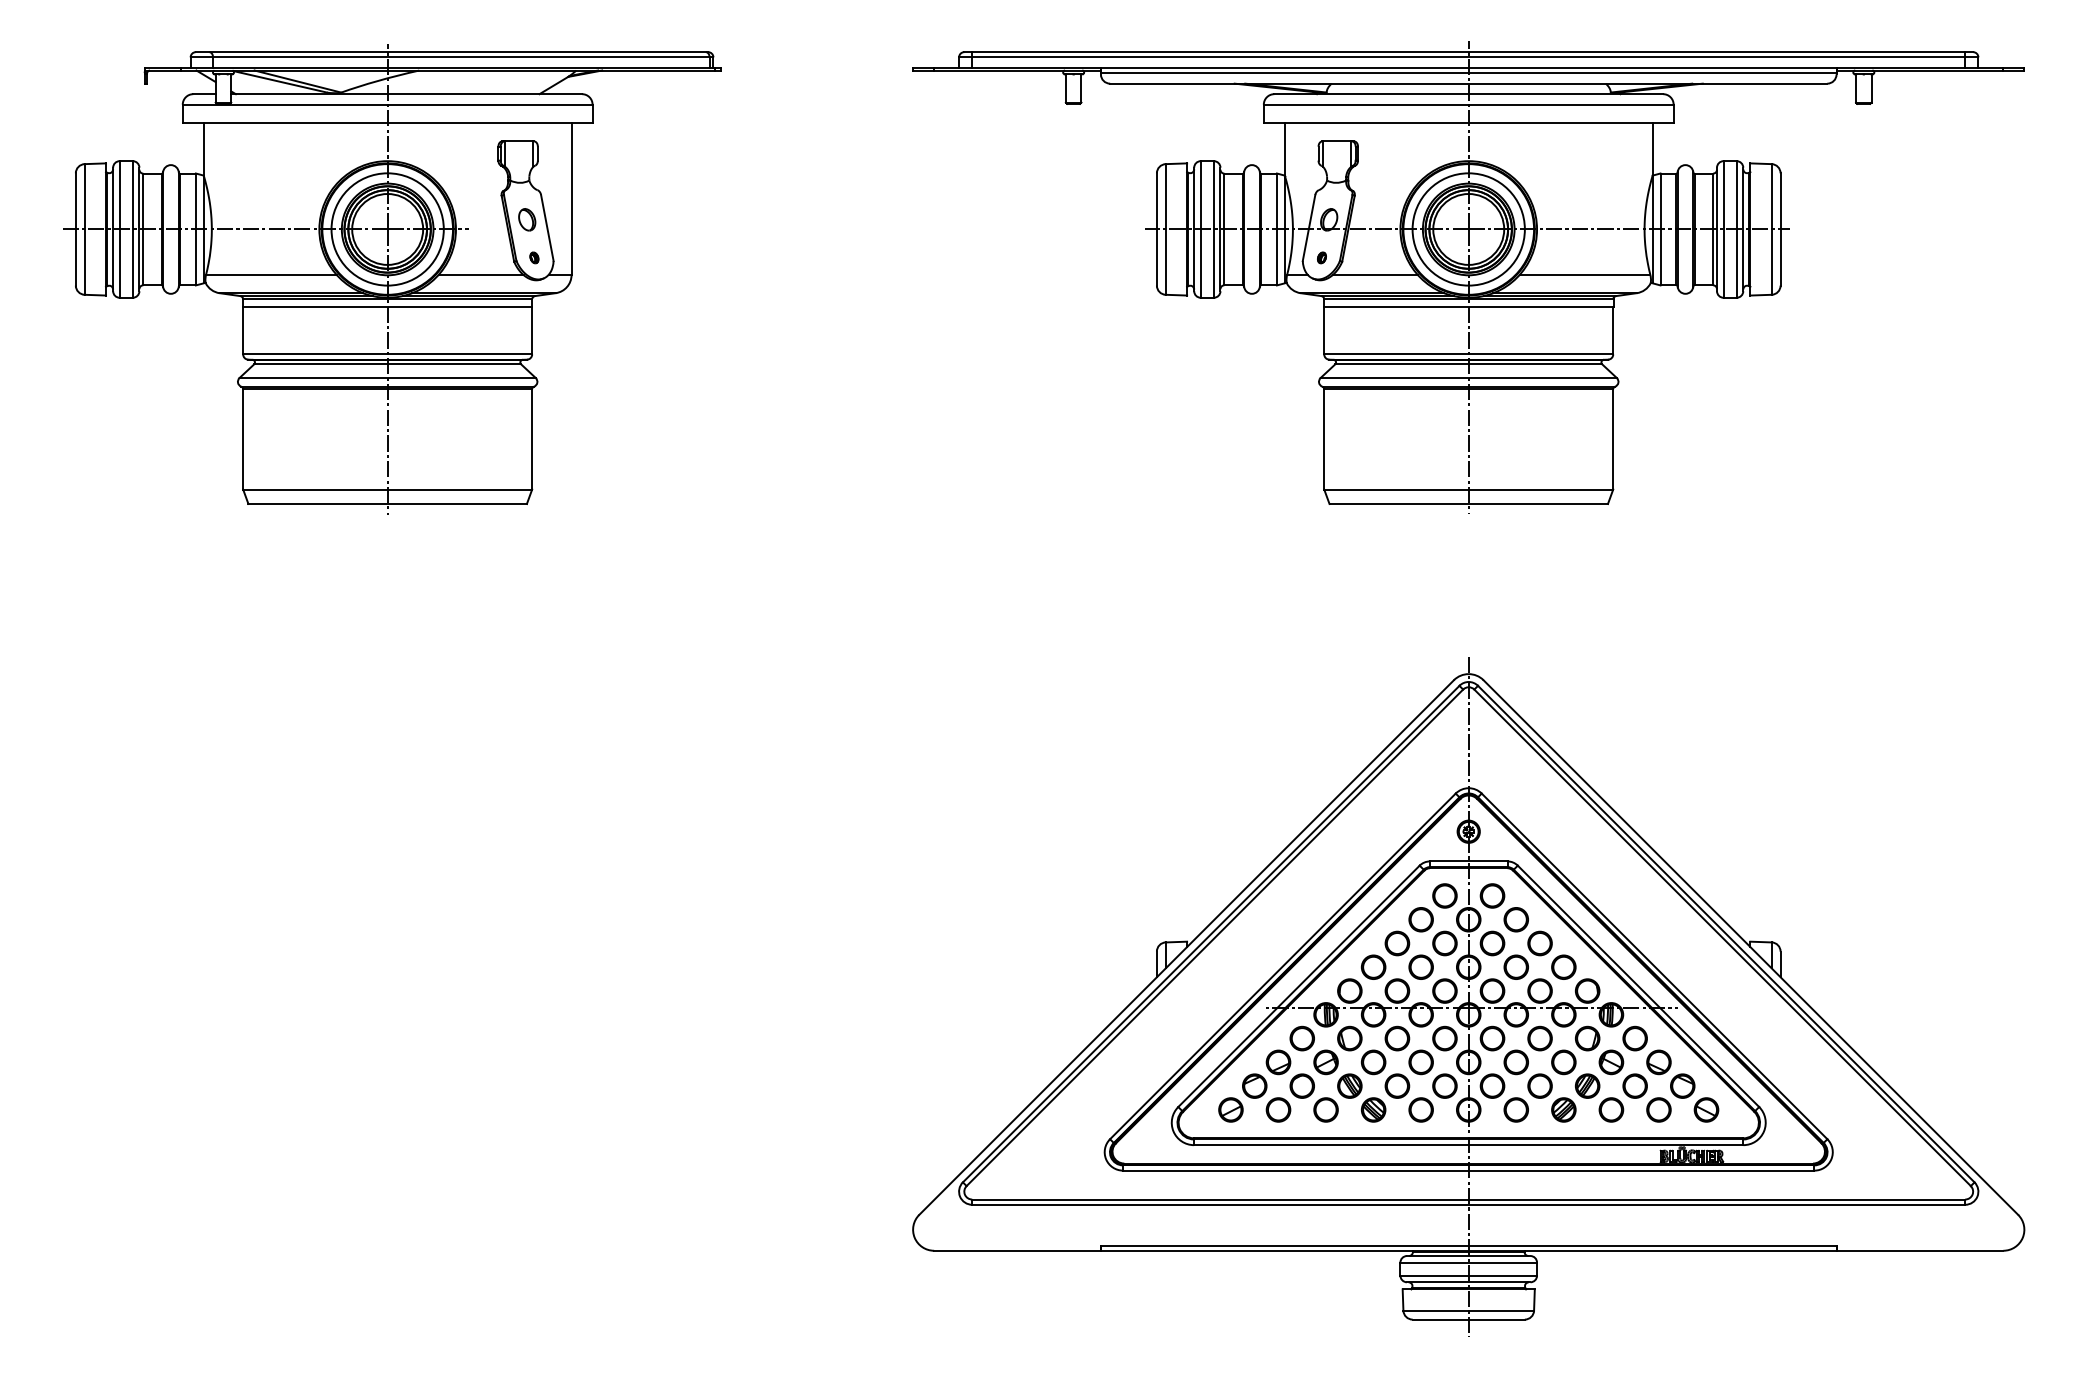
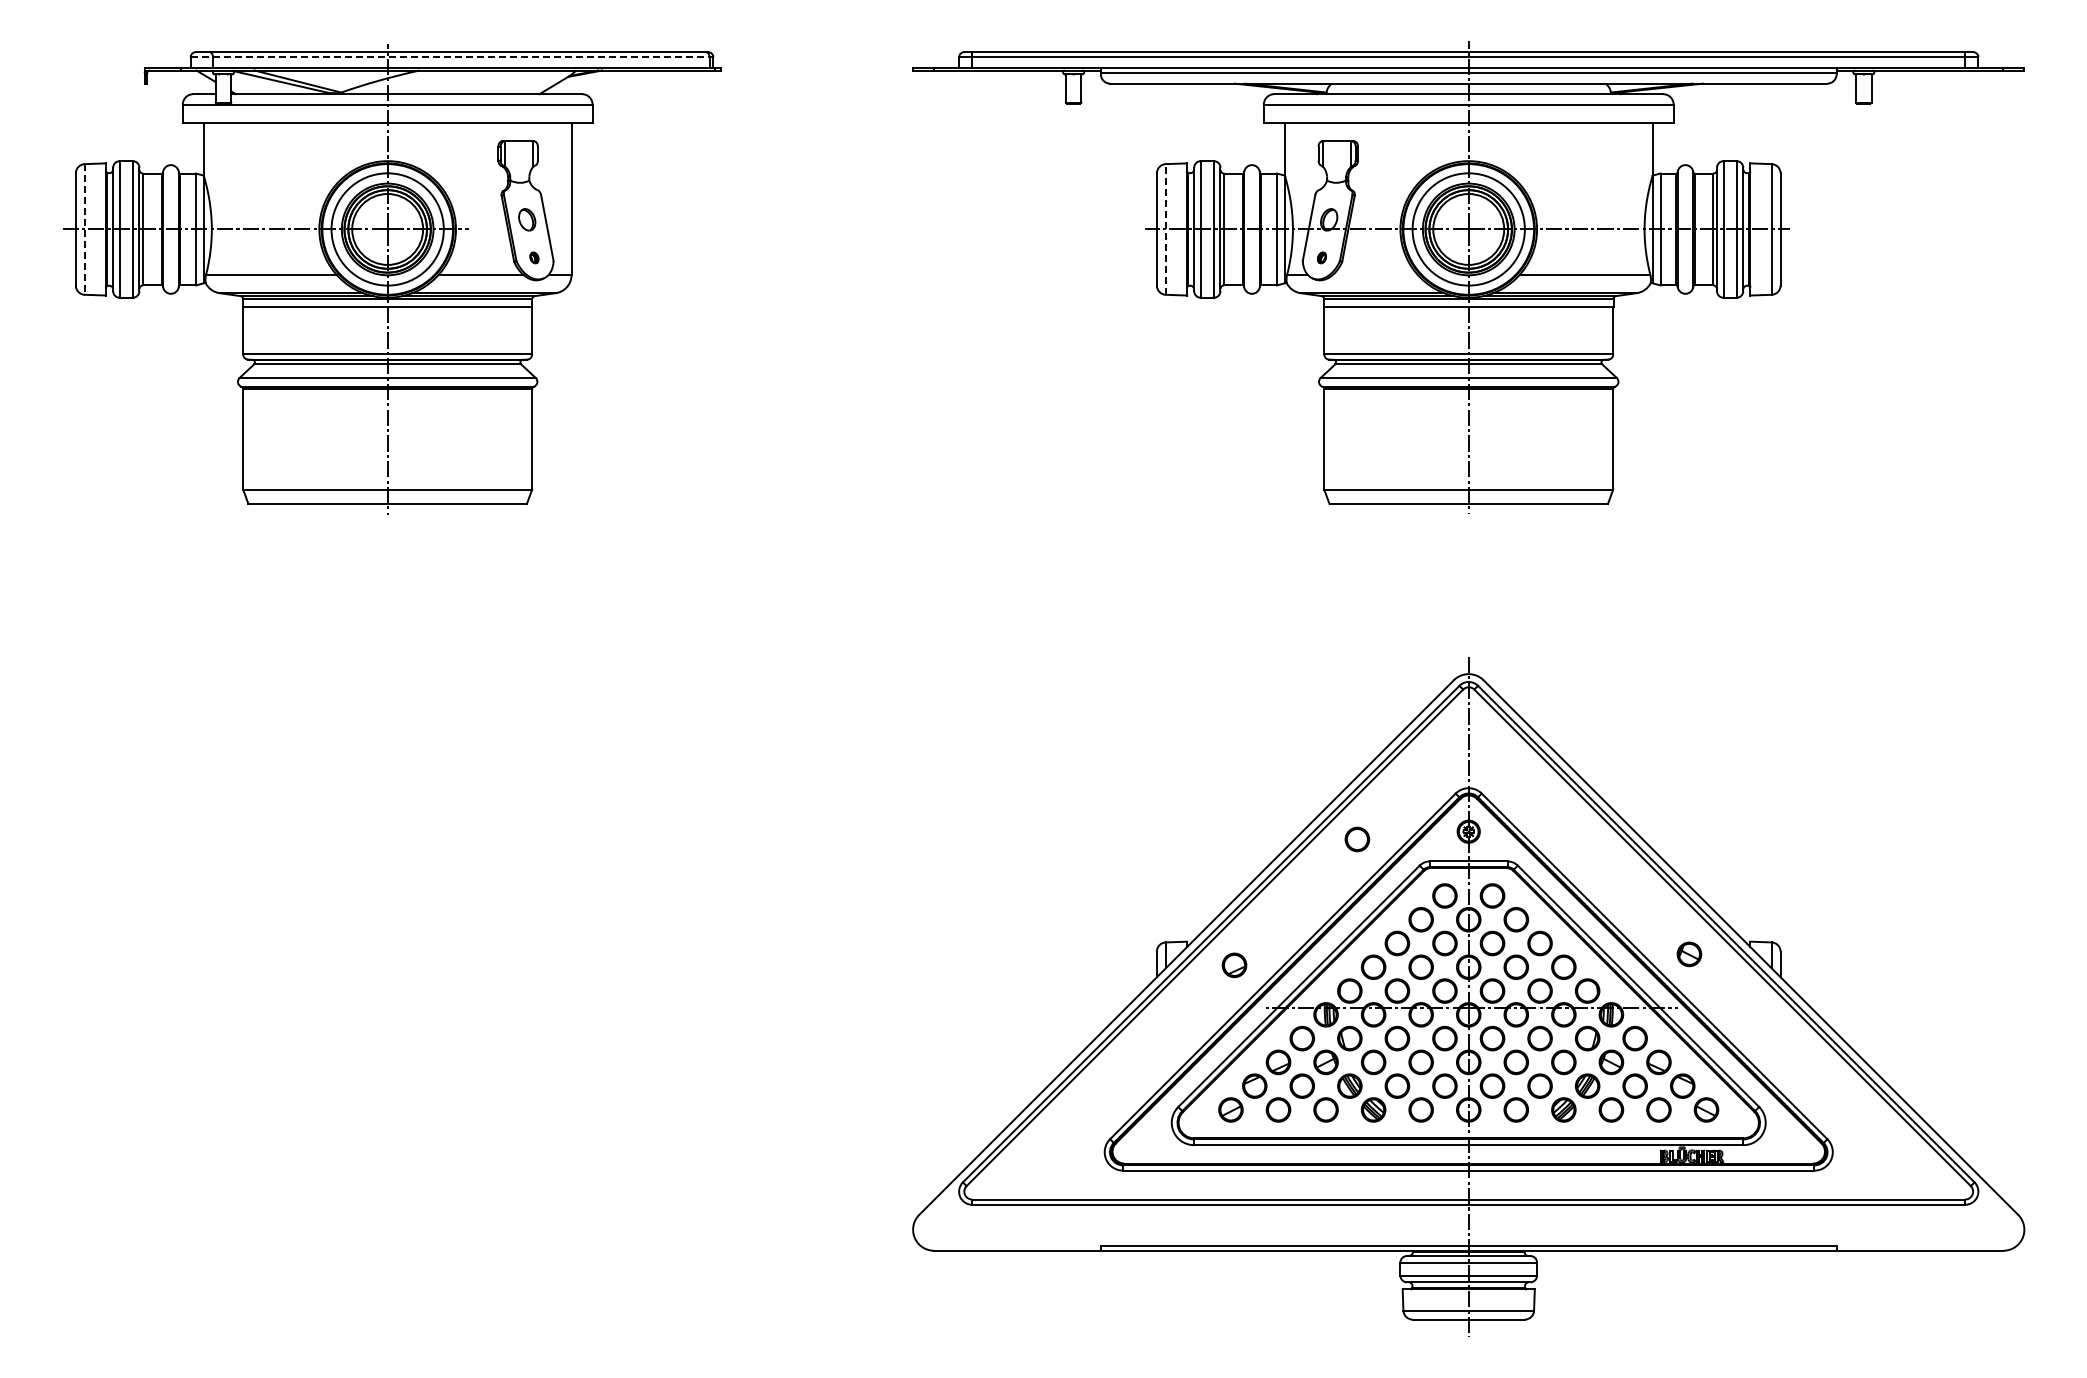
line: solid -> dashed (452, 57)
line: solid -> dashed (1165, 228)
line: solid -> dashed (84, 229)
line: present -> none (1374, 274)
part: none -> present (1357, 839)
part: none -> present (1689, 954)
part: none -> present (1234, 965)
